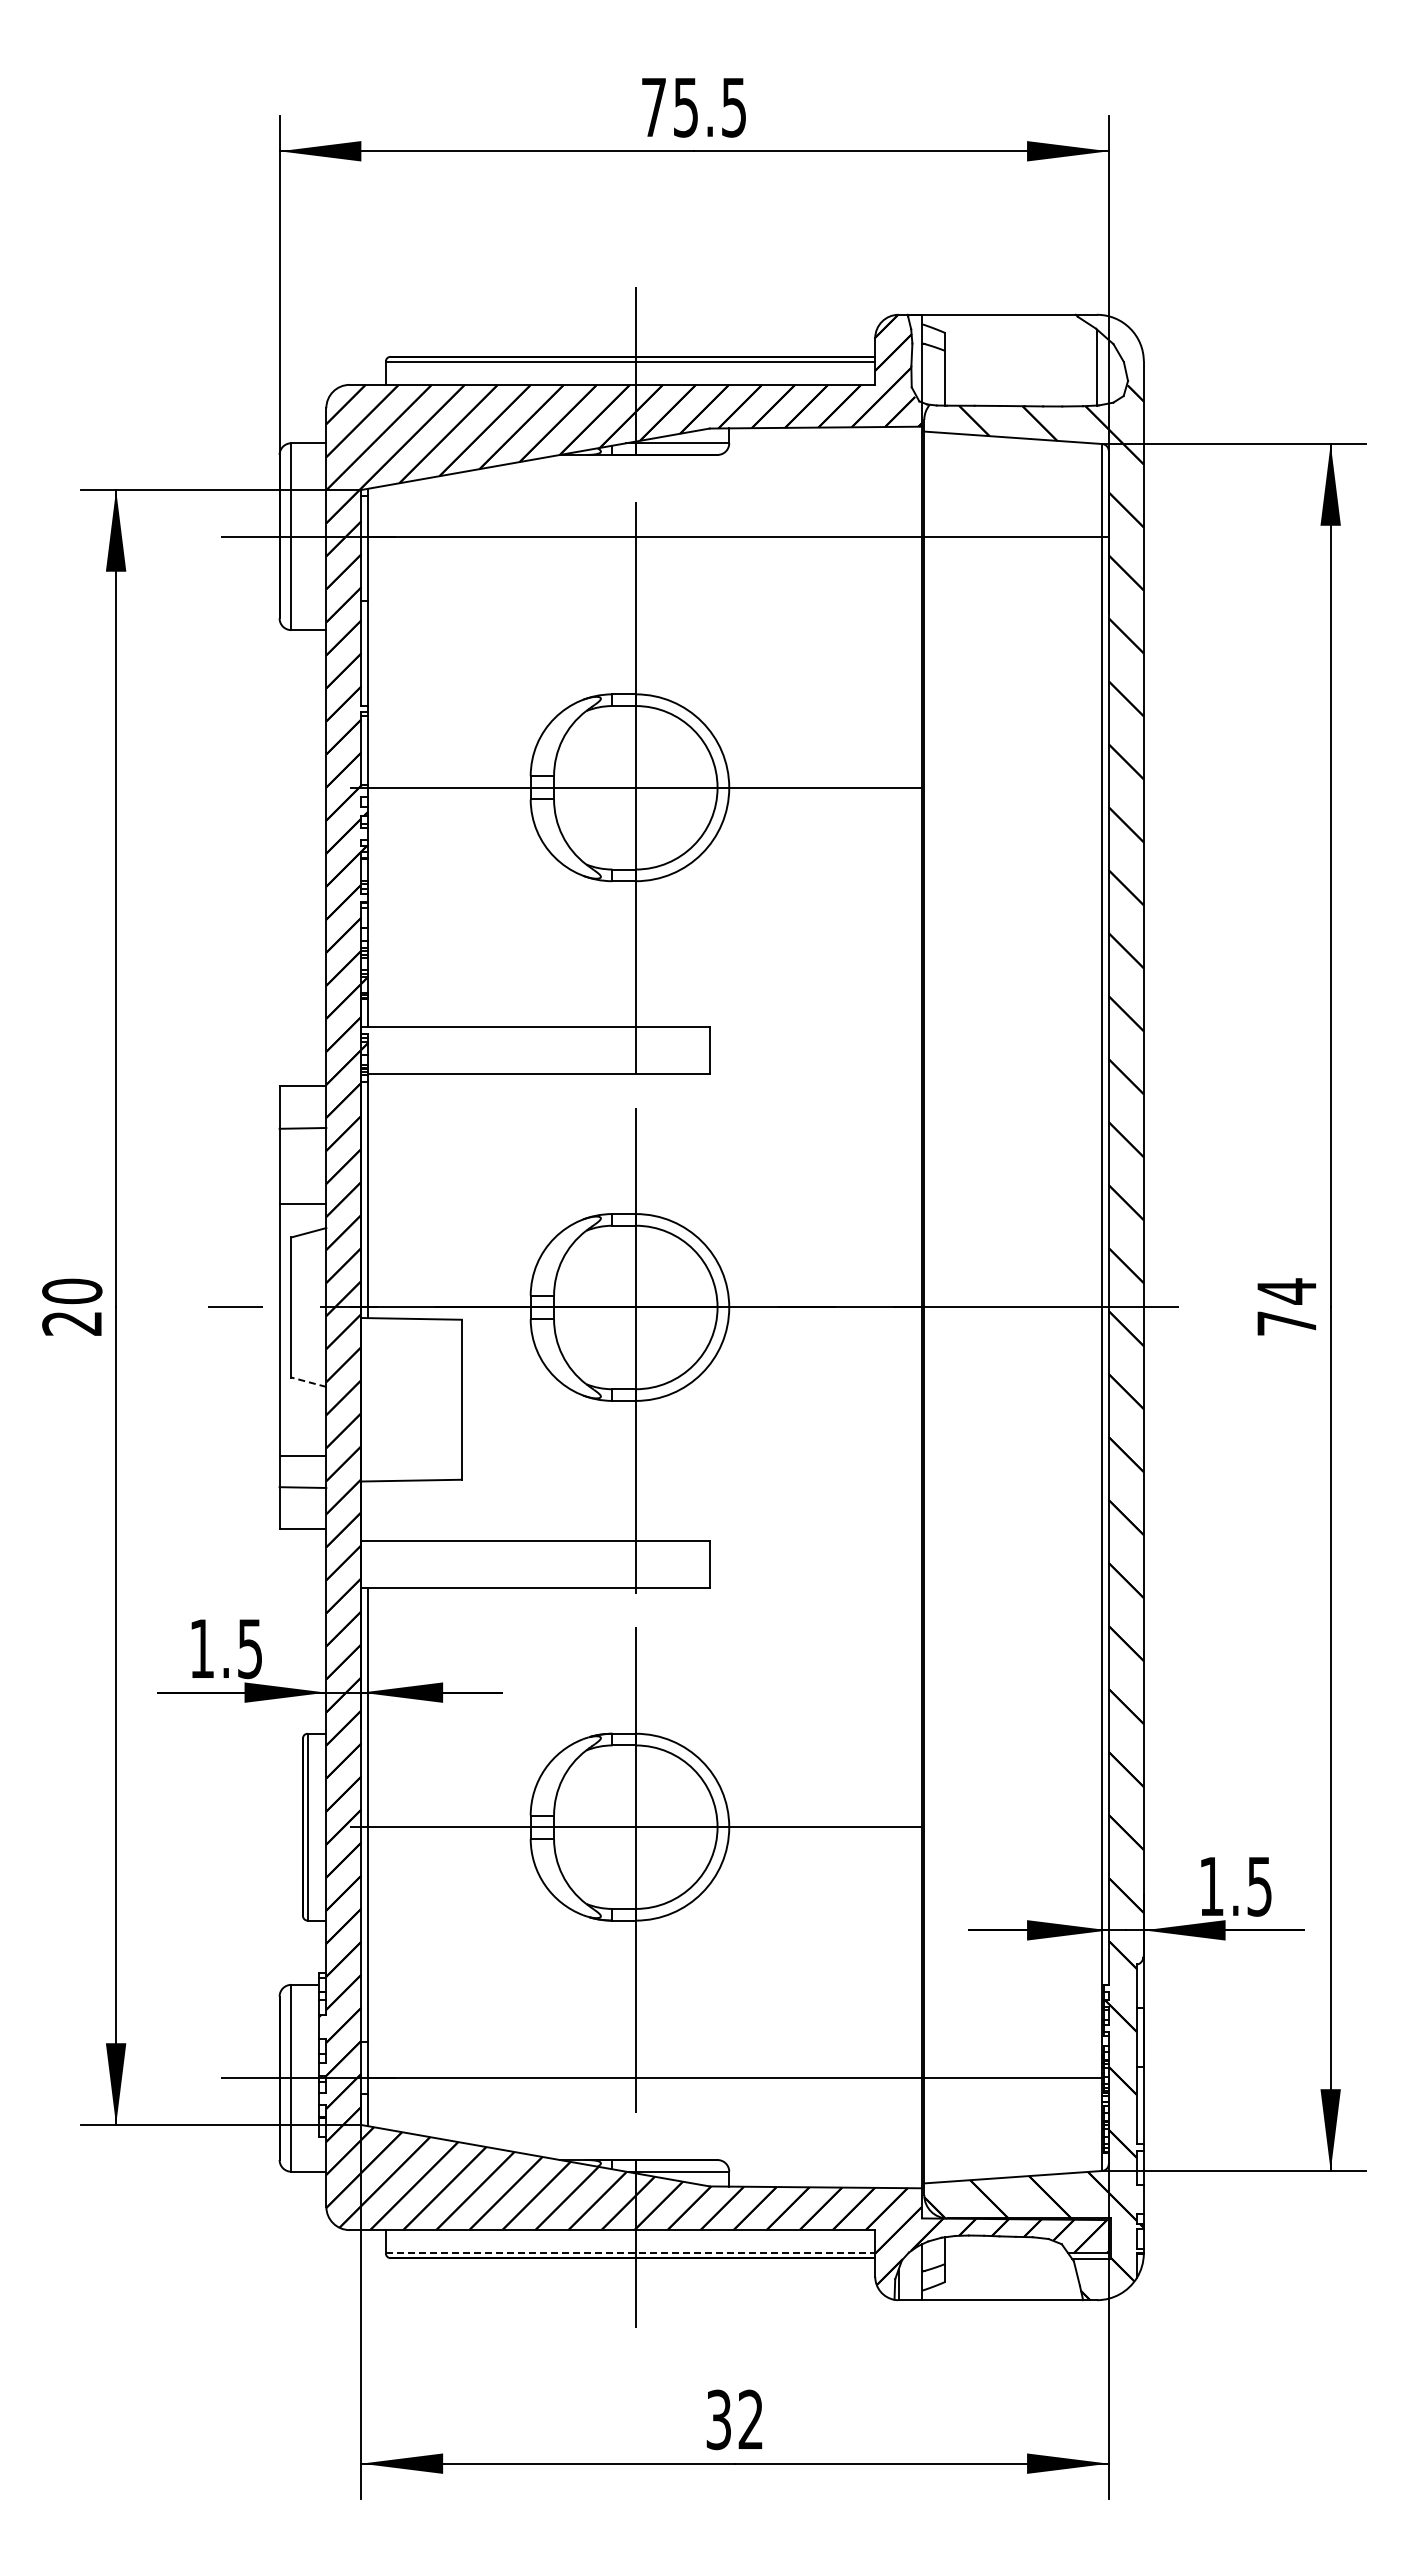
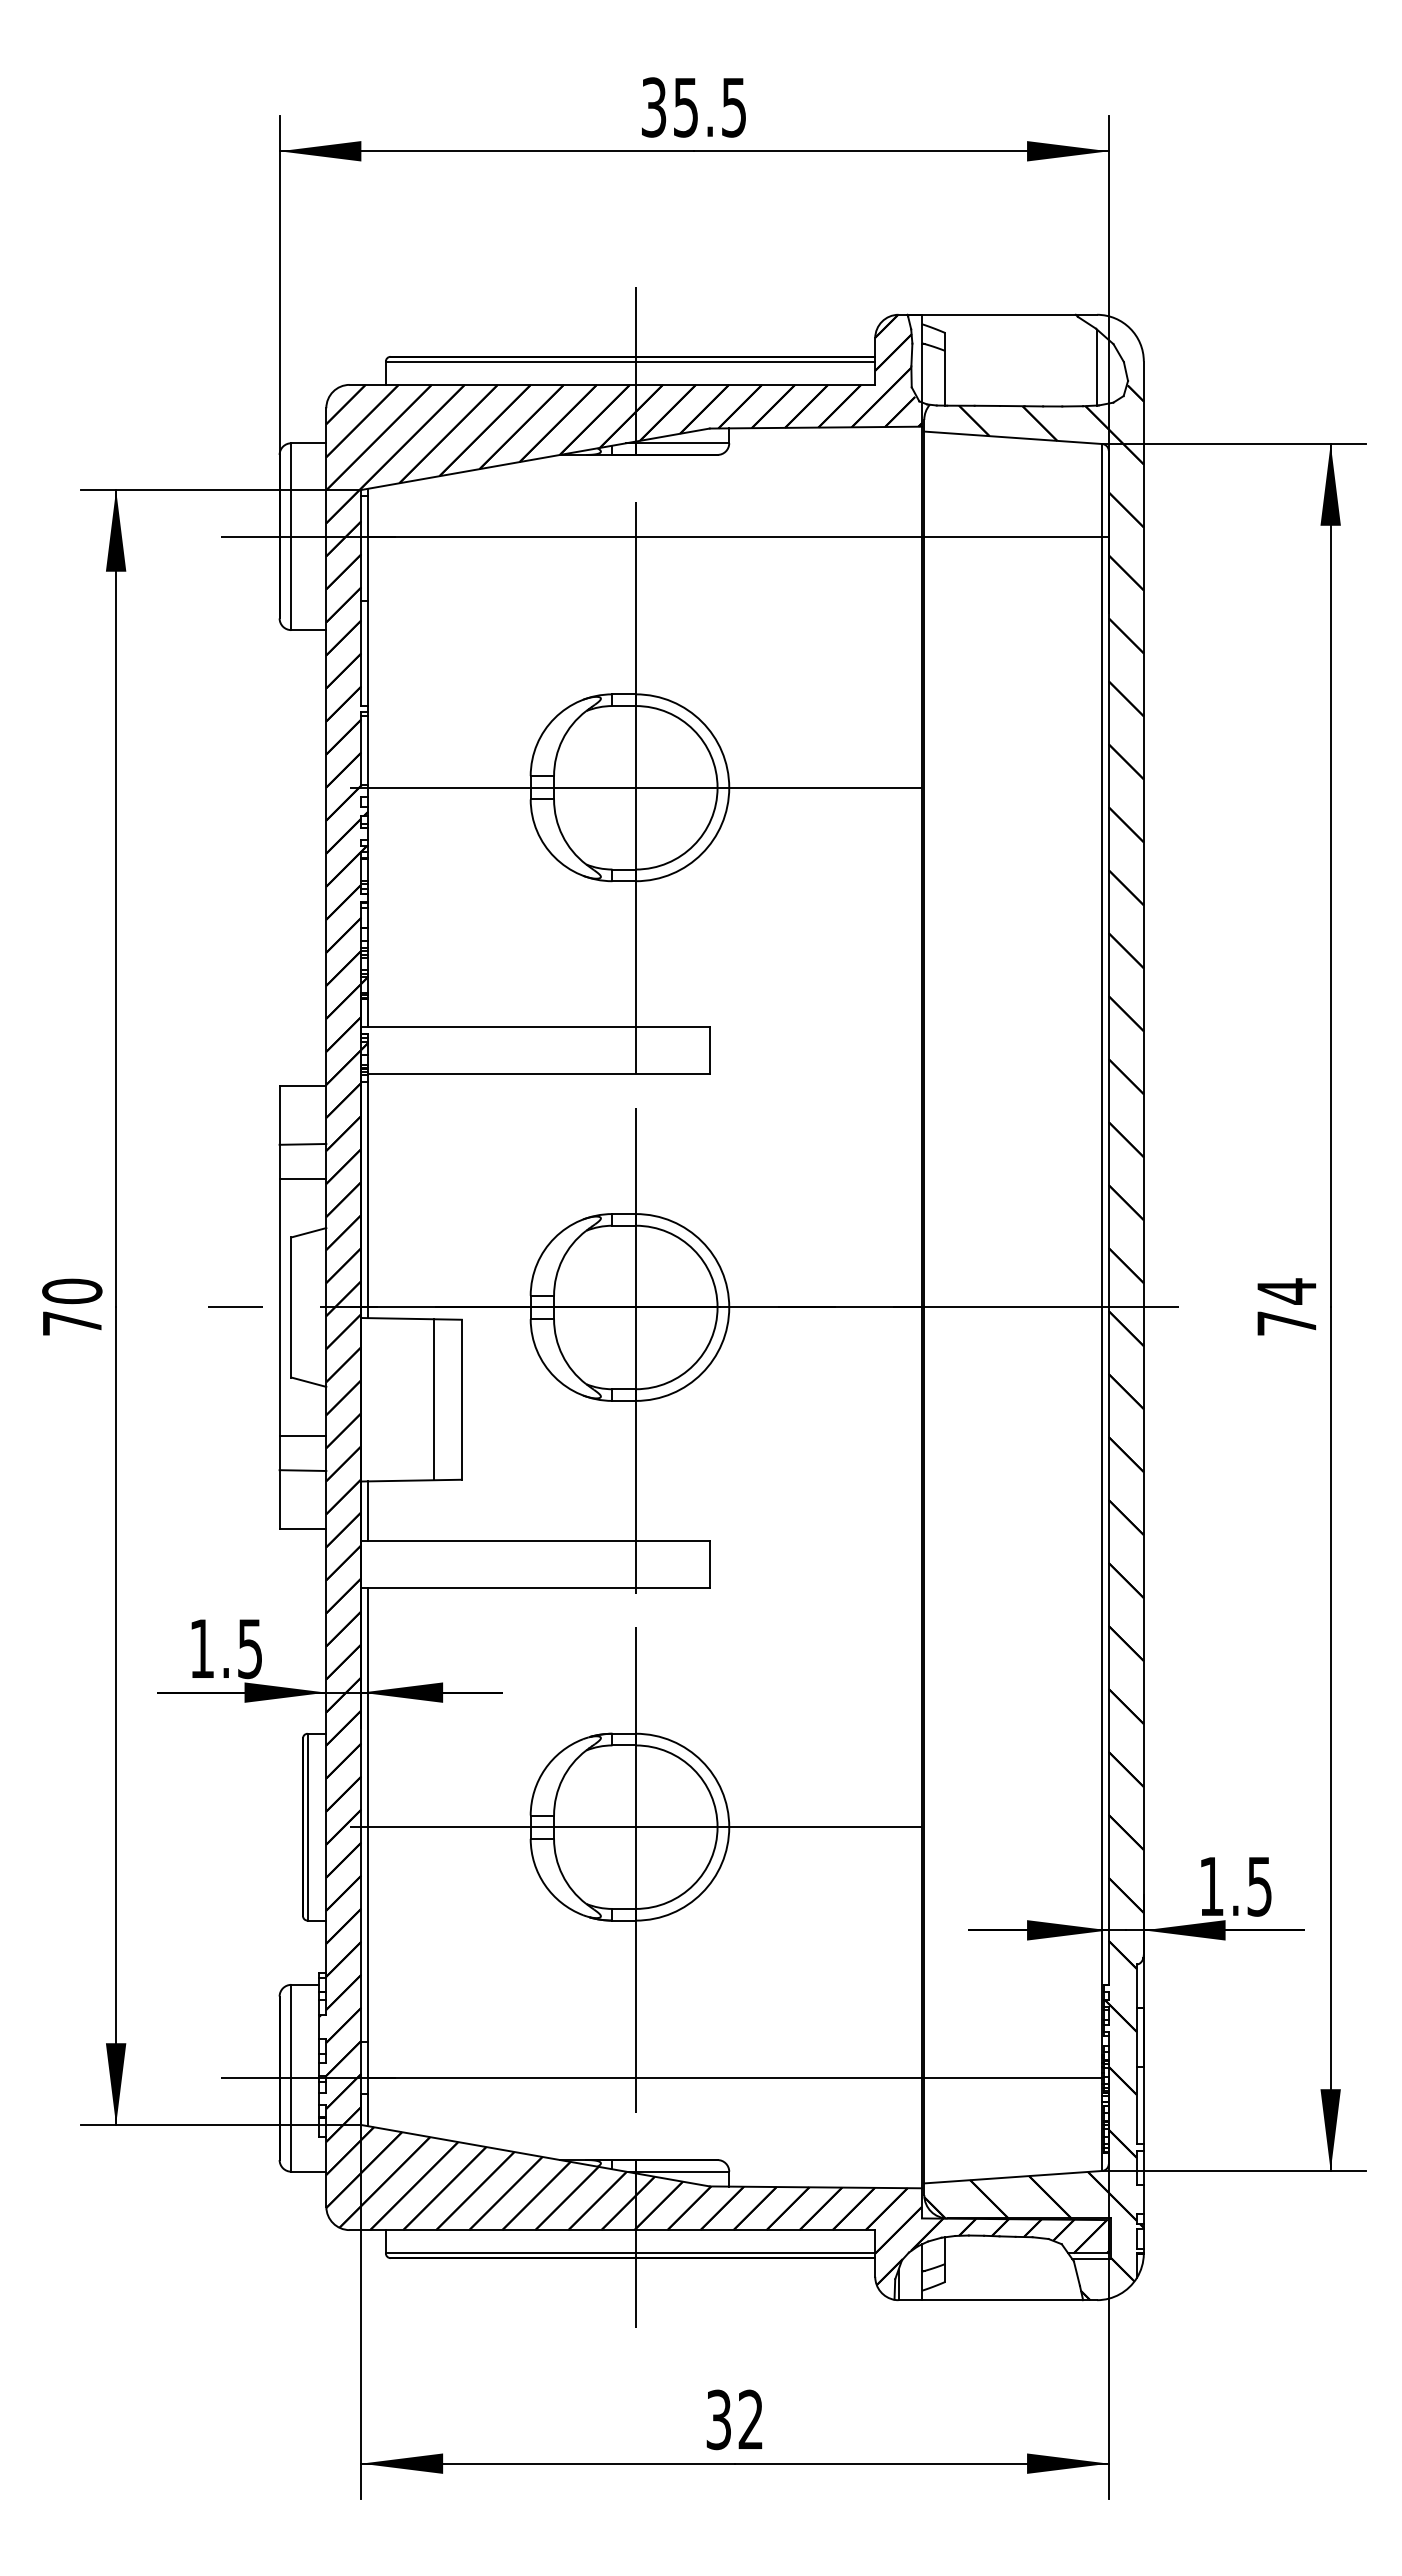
text: 75.5 -> 35.5 (654, 107)
line position: (302, 1127) -> (302, 1143) (302, 1143)
line position: (302, 1204) -> (302, 1179) (302, 1179)
text: 20 -> 70 (71, 1323)
line: dashed -> solid (308, 1382)
line: none -> present (433, 1399)
line position: (302, 1455) -> (302, 1435) (302, 1435)
line position: (302, 1487) -> (302, 1470) (302, 1470)
line: none -> present (368, 1511)
line: dashed -> solid (630, 2253)
